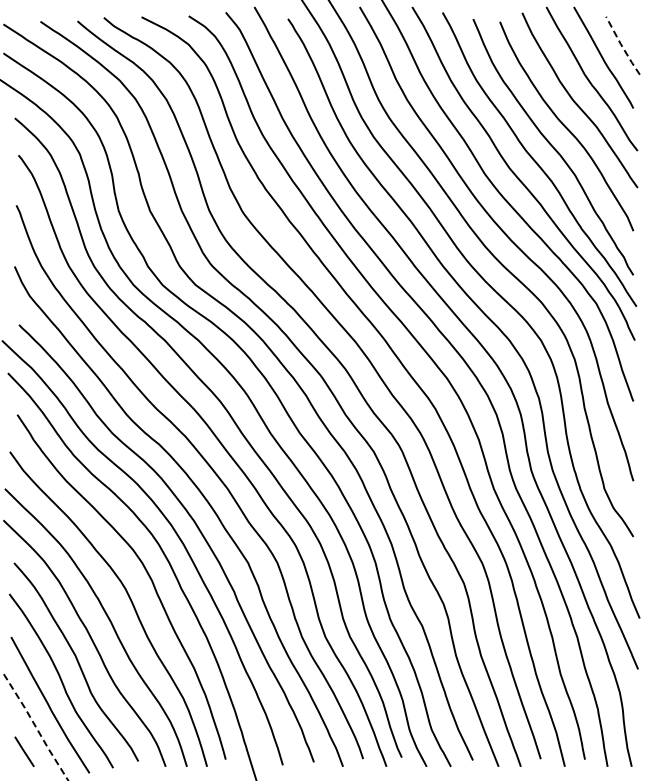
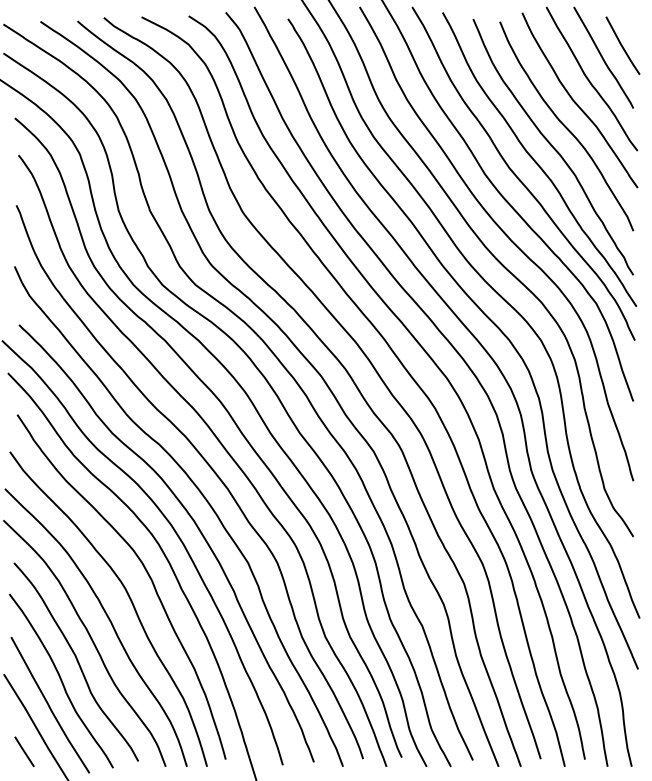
line: dashed -> solid (622, 46)
line: dashed -> solid (35, 726)
